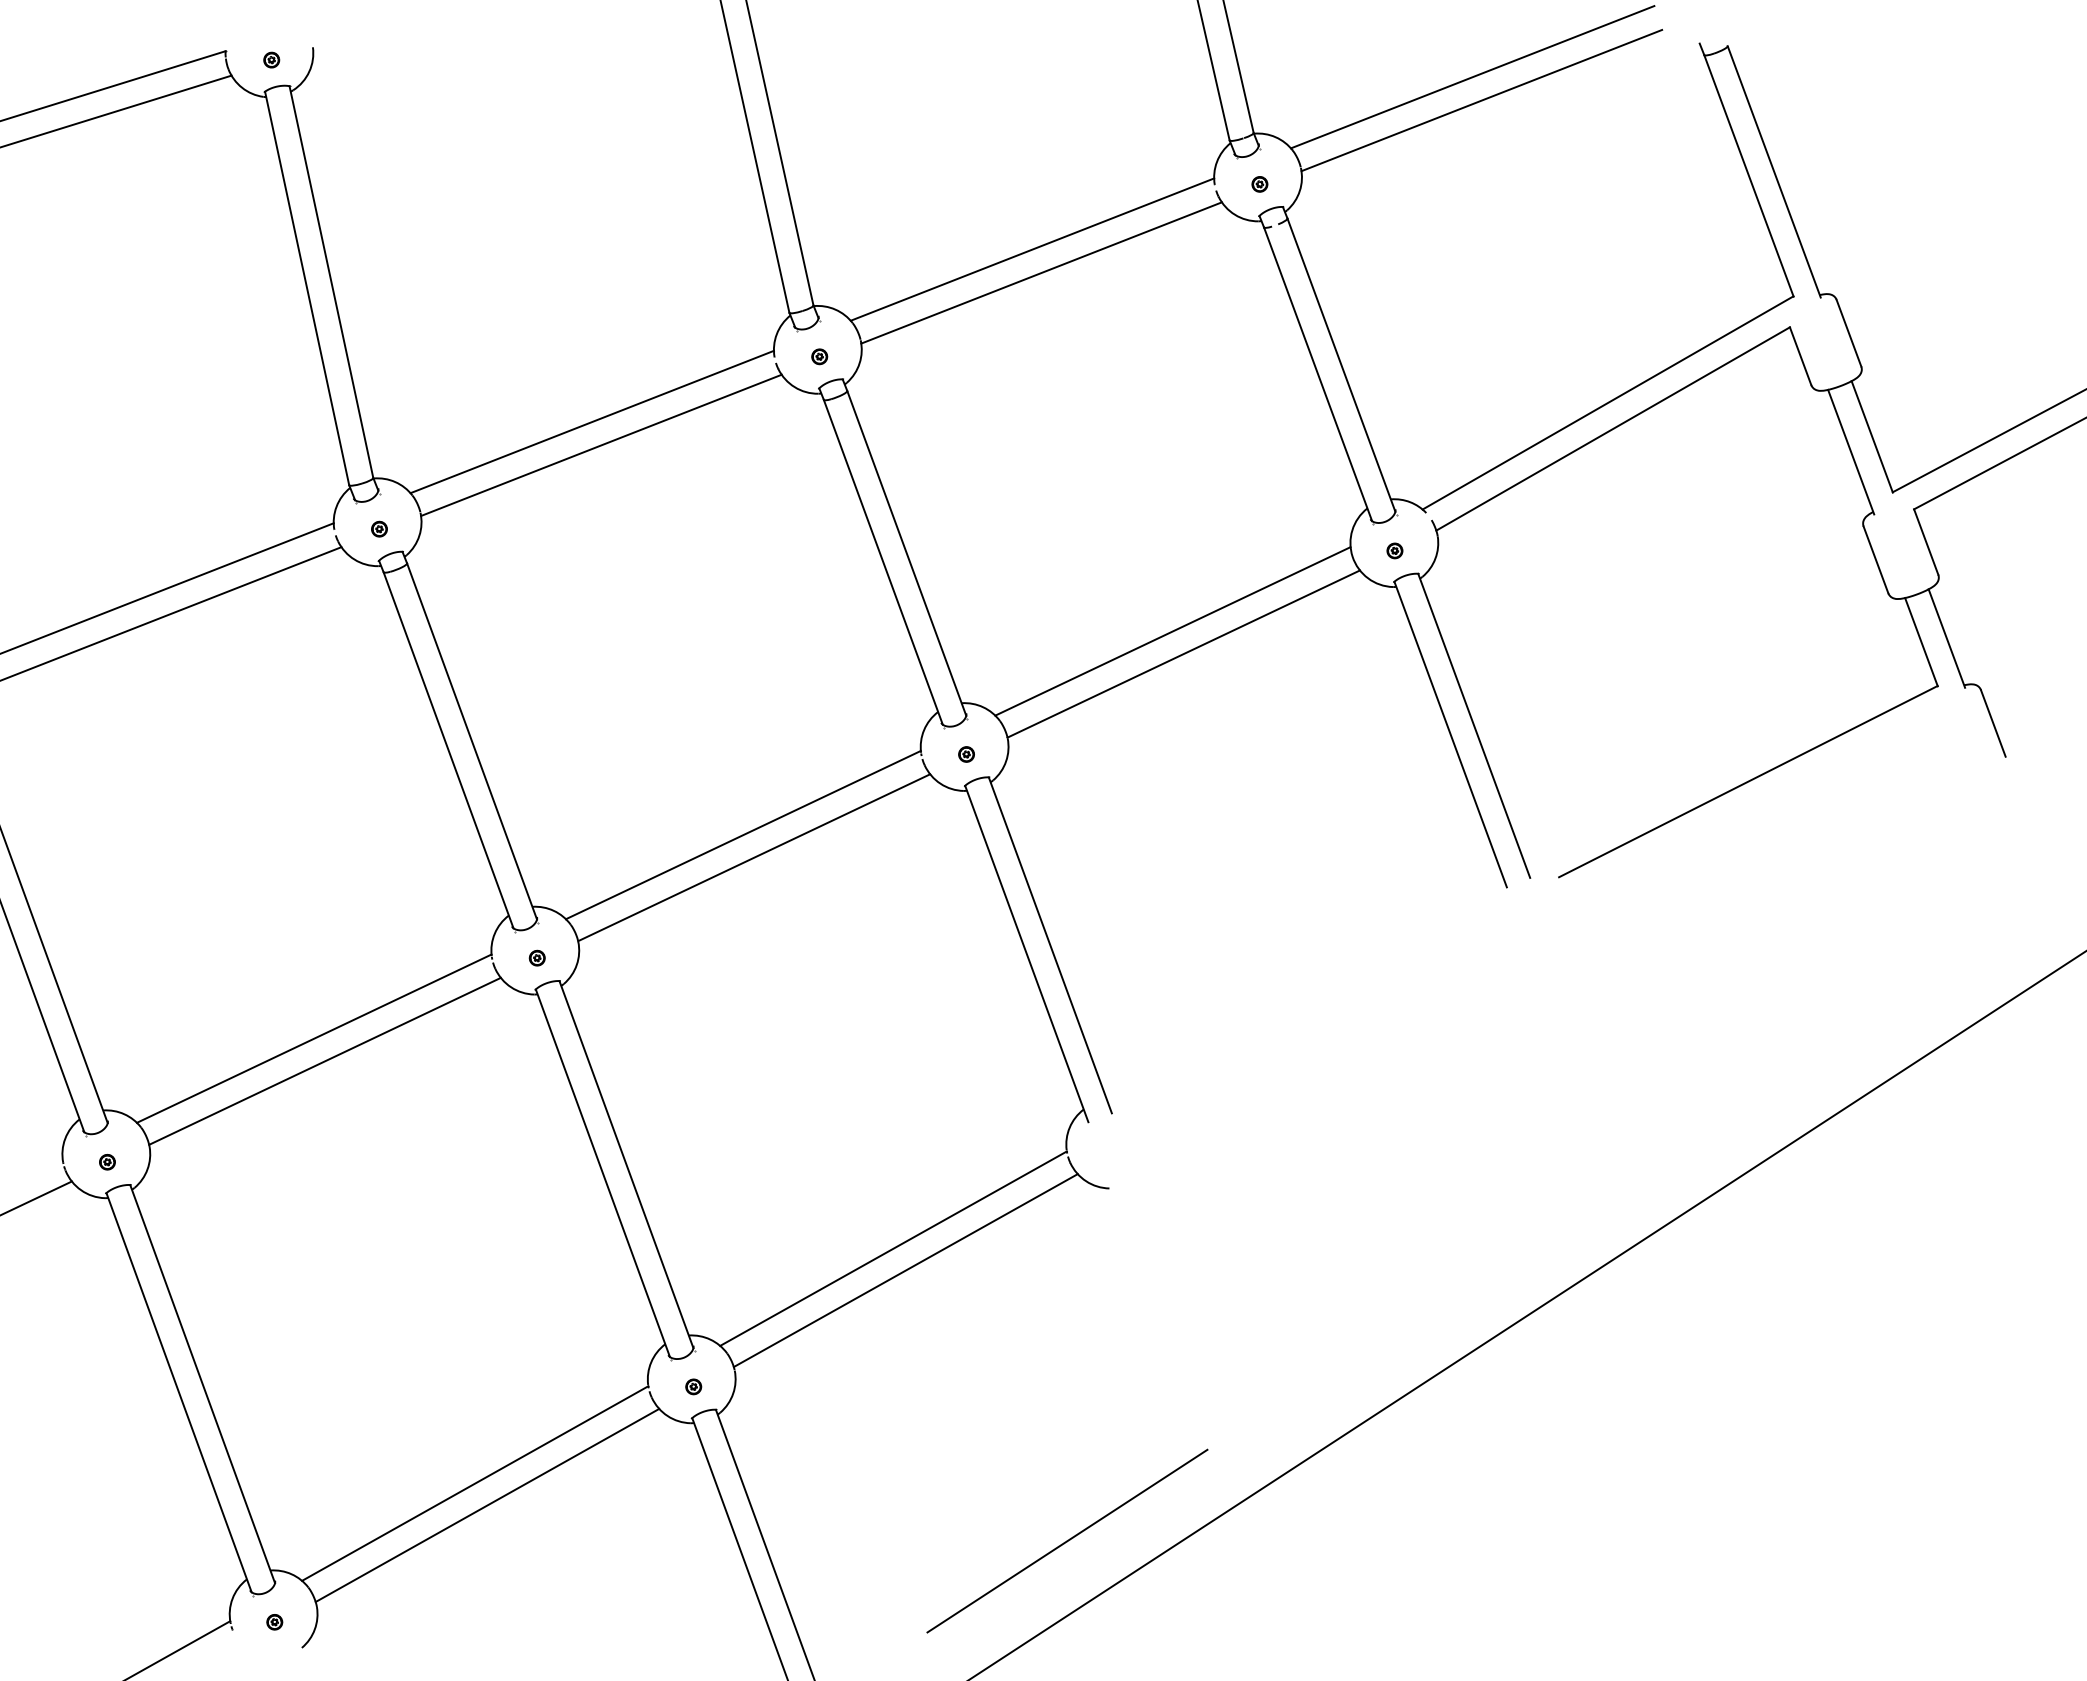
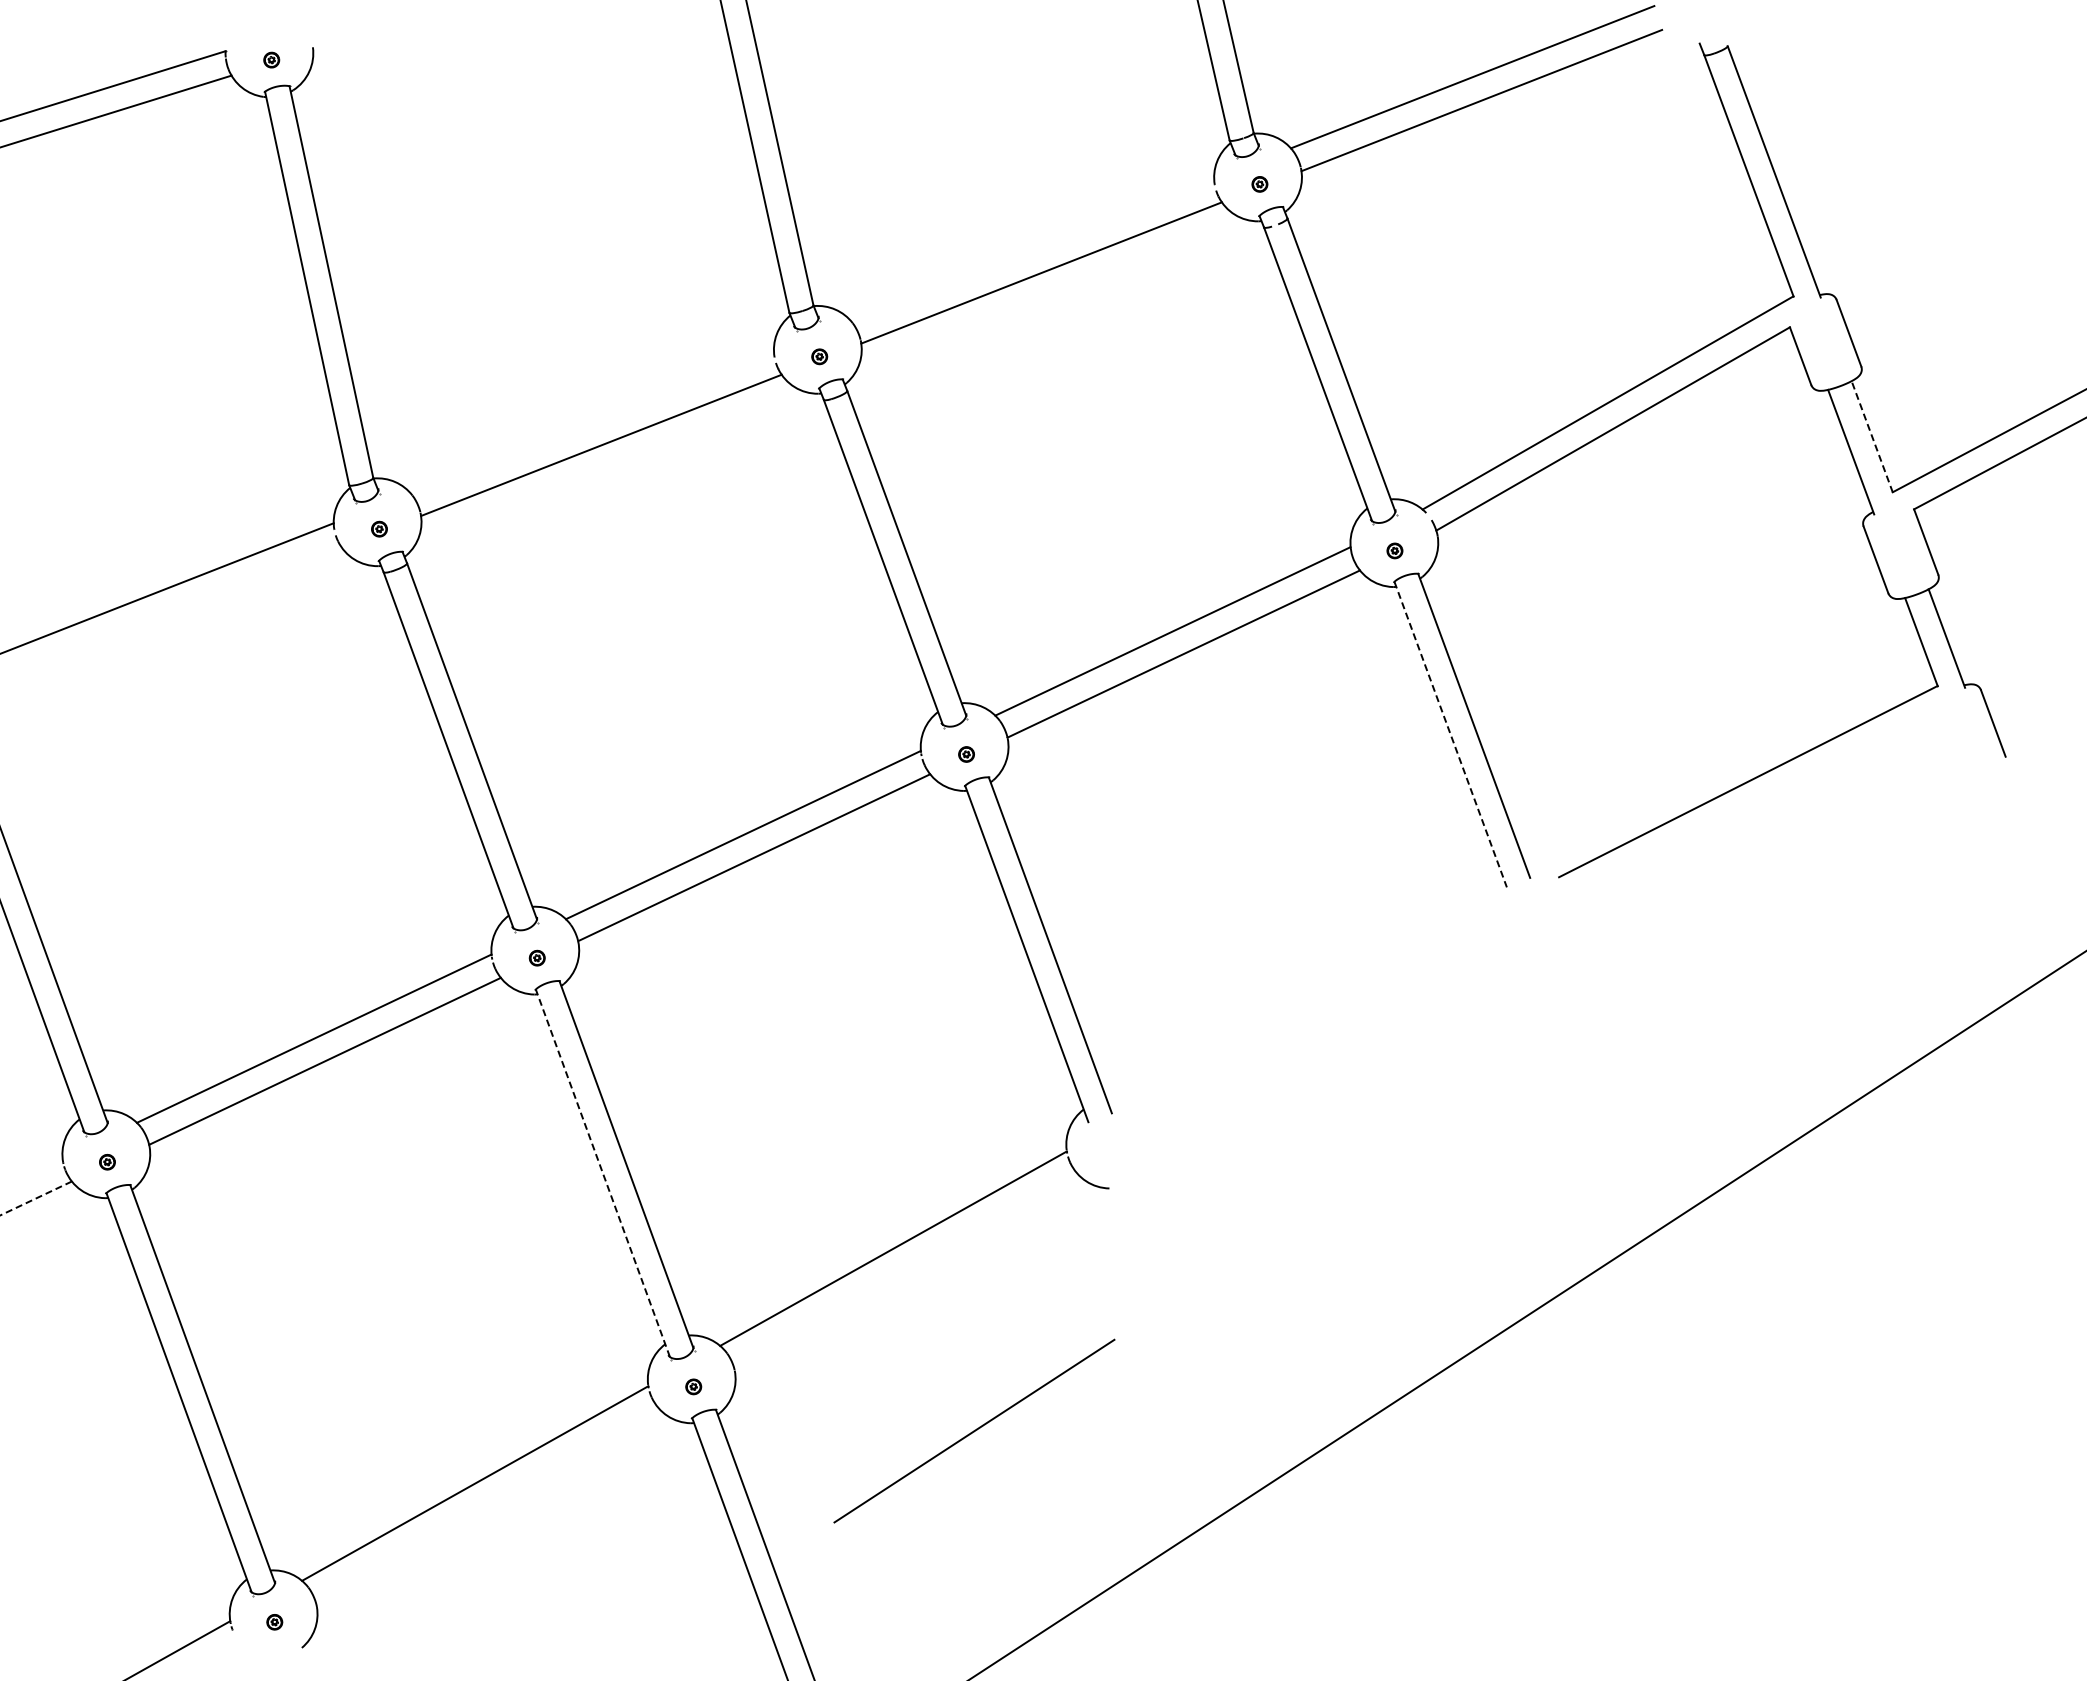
line: present -> none (1032, 249)
line: present -> none (591, 421)
line: solid -> dashed (1872, 436)
line: present -> none (171, 613)
line: solid -> dashed (1450, 734)
line: solid -> dashed (602, 1173)
line: solid -> dashed (35, 1198)
line: present -> none (905, 1270)
line: present -> none (487, 1505)
line position: (1067, 1540) -> (974, 1430) (974, 1430)
